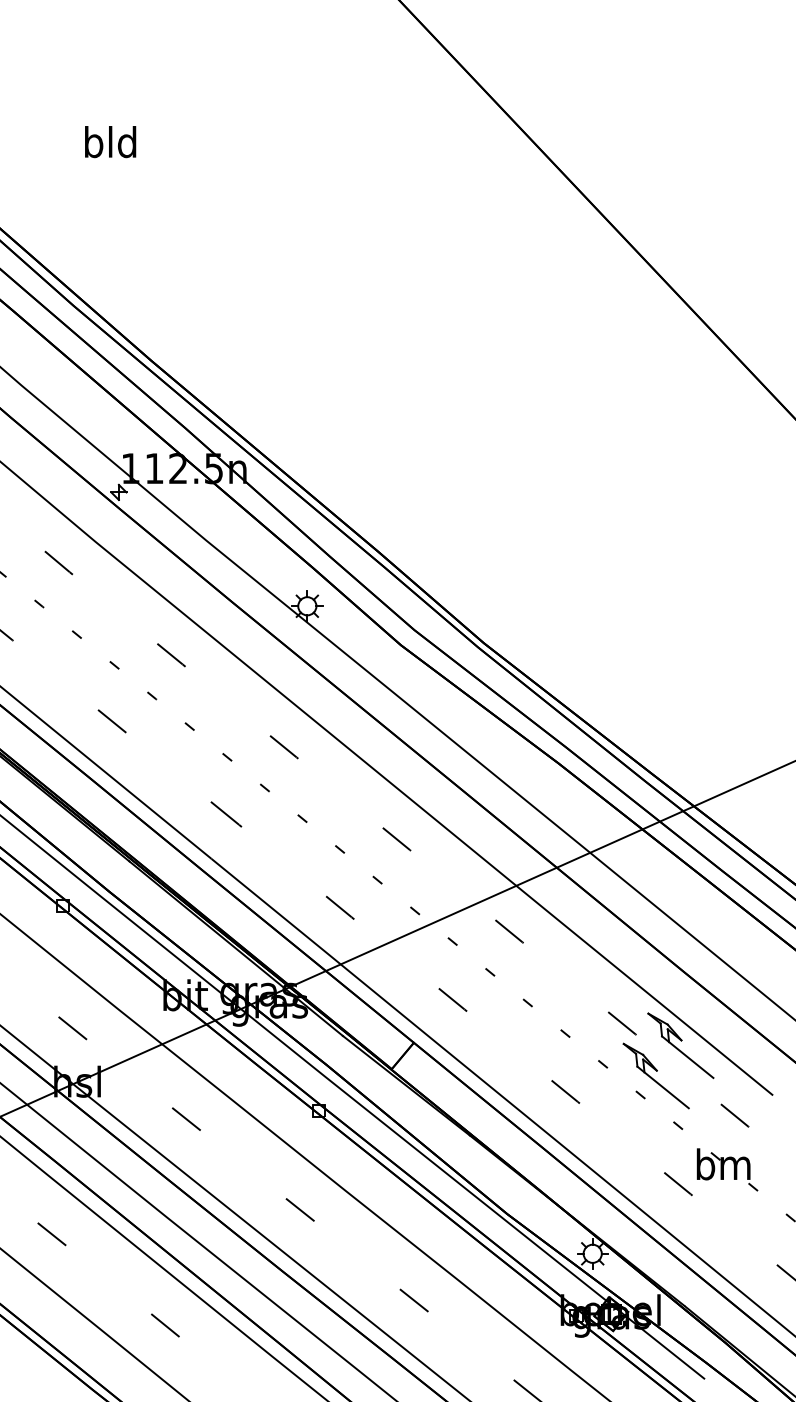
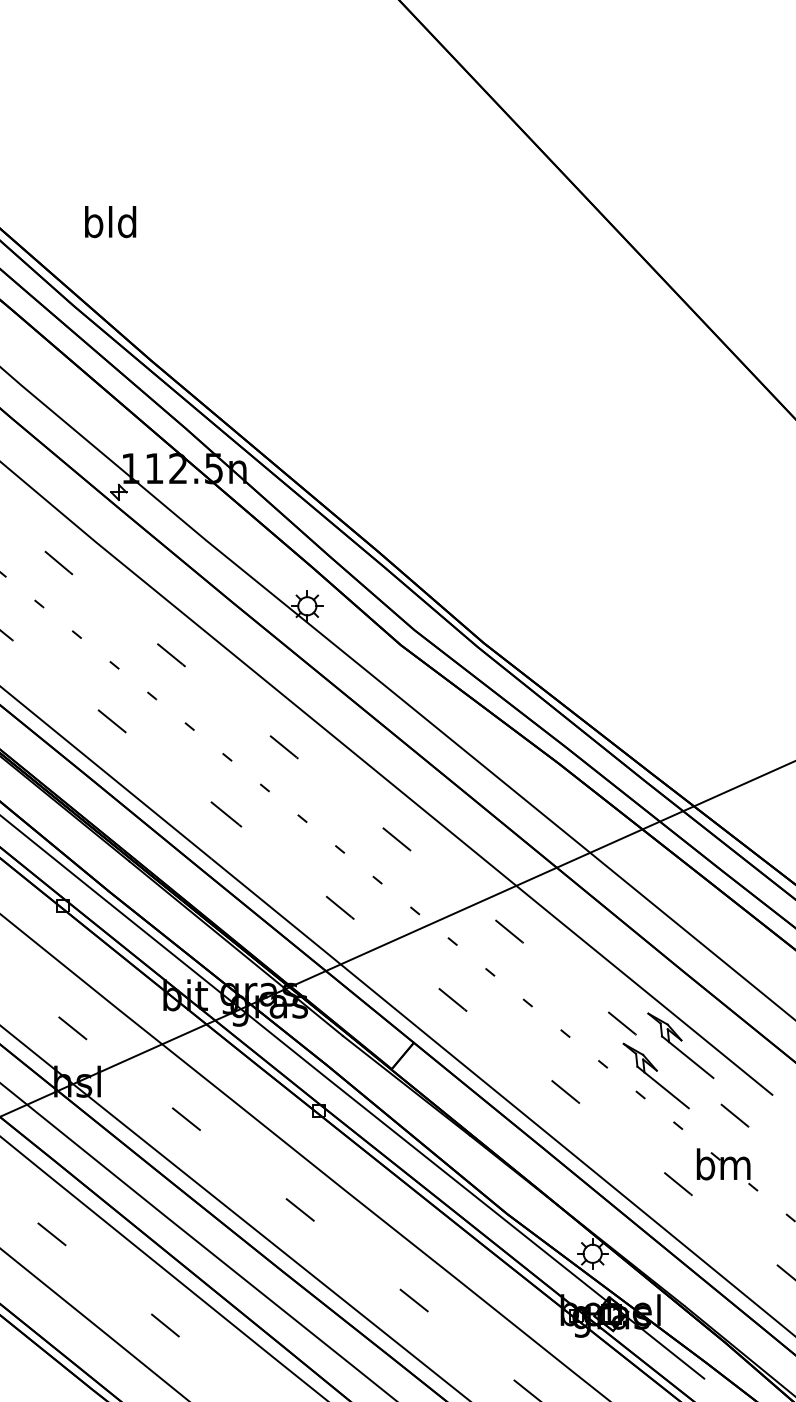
text position: (110, 142) -> (110, 222) (110, 222)
